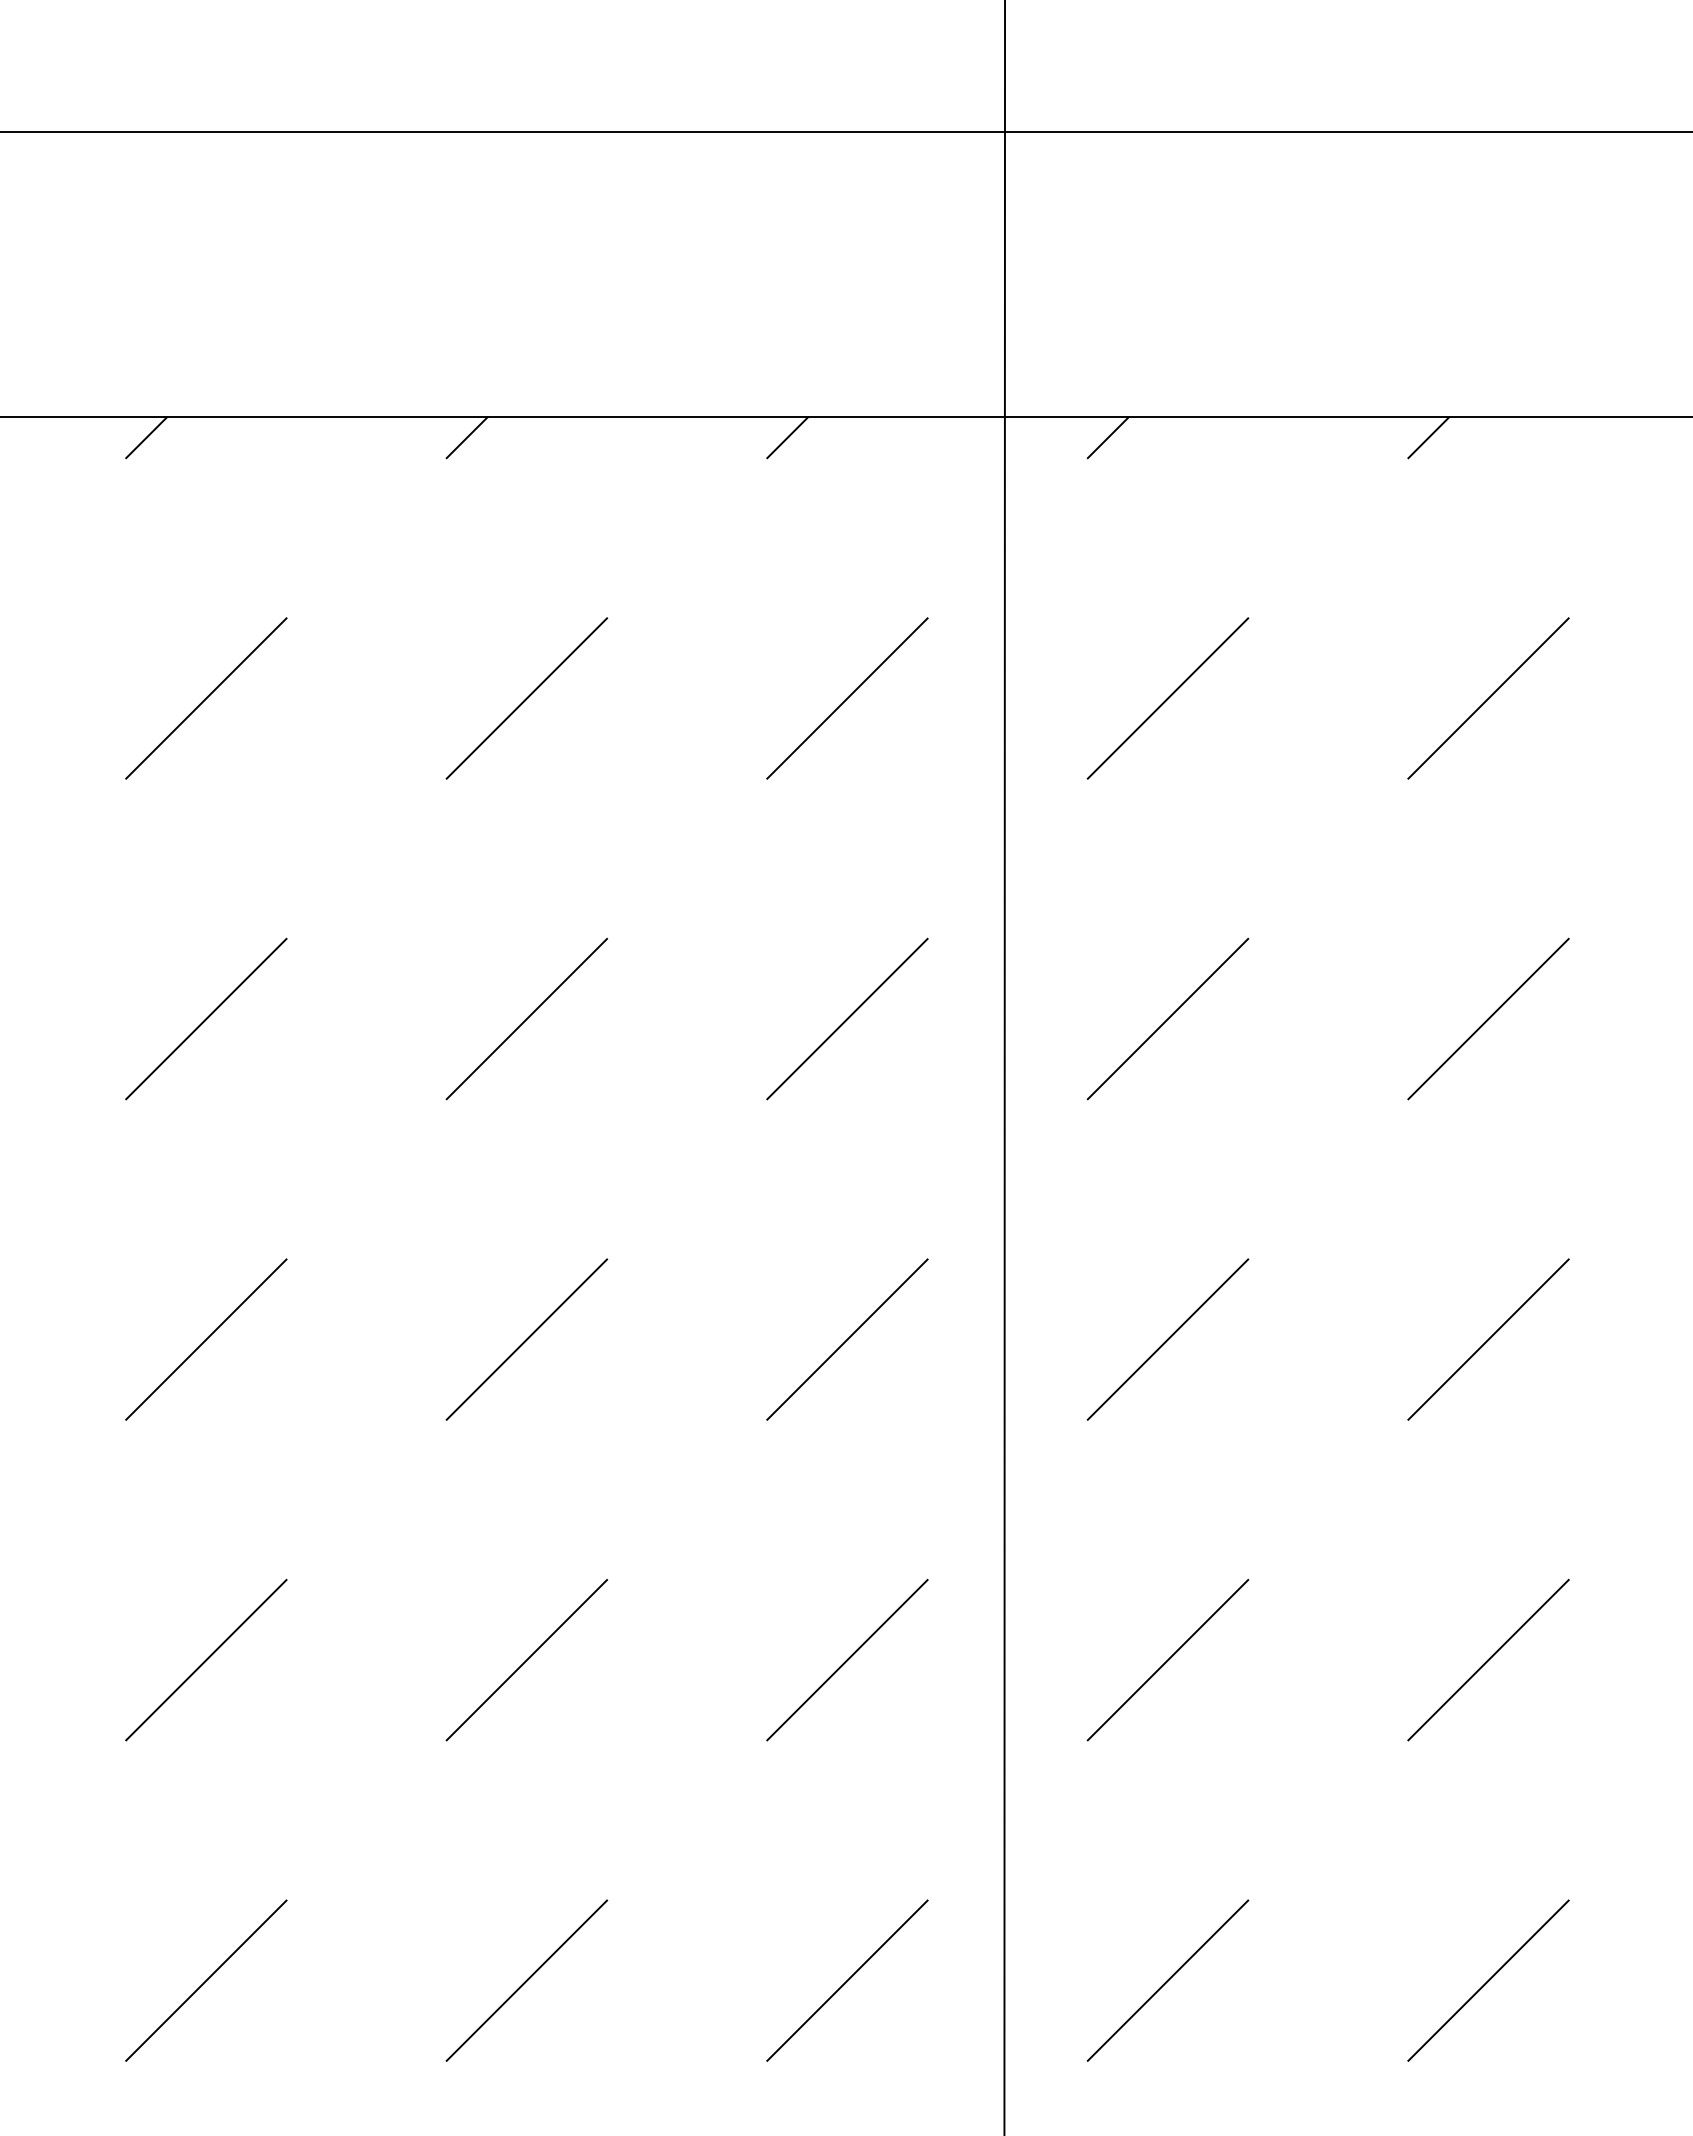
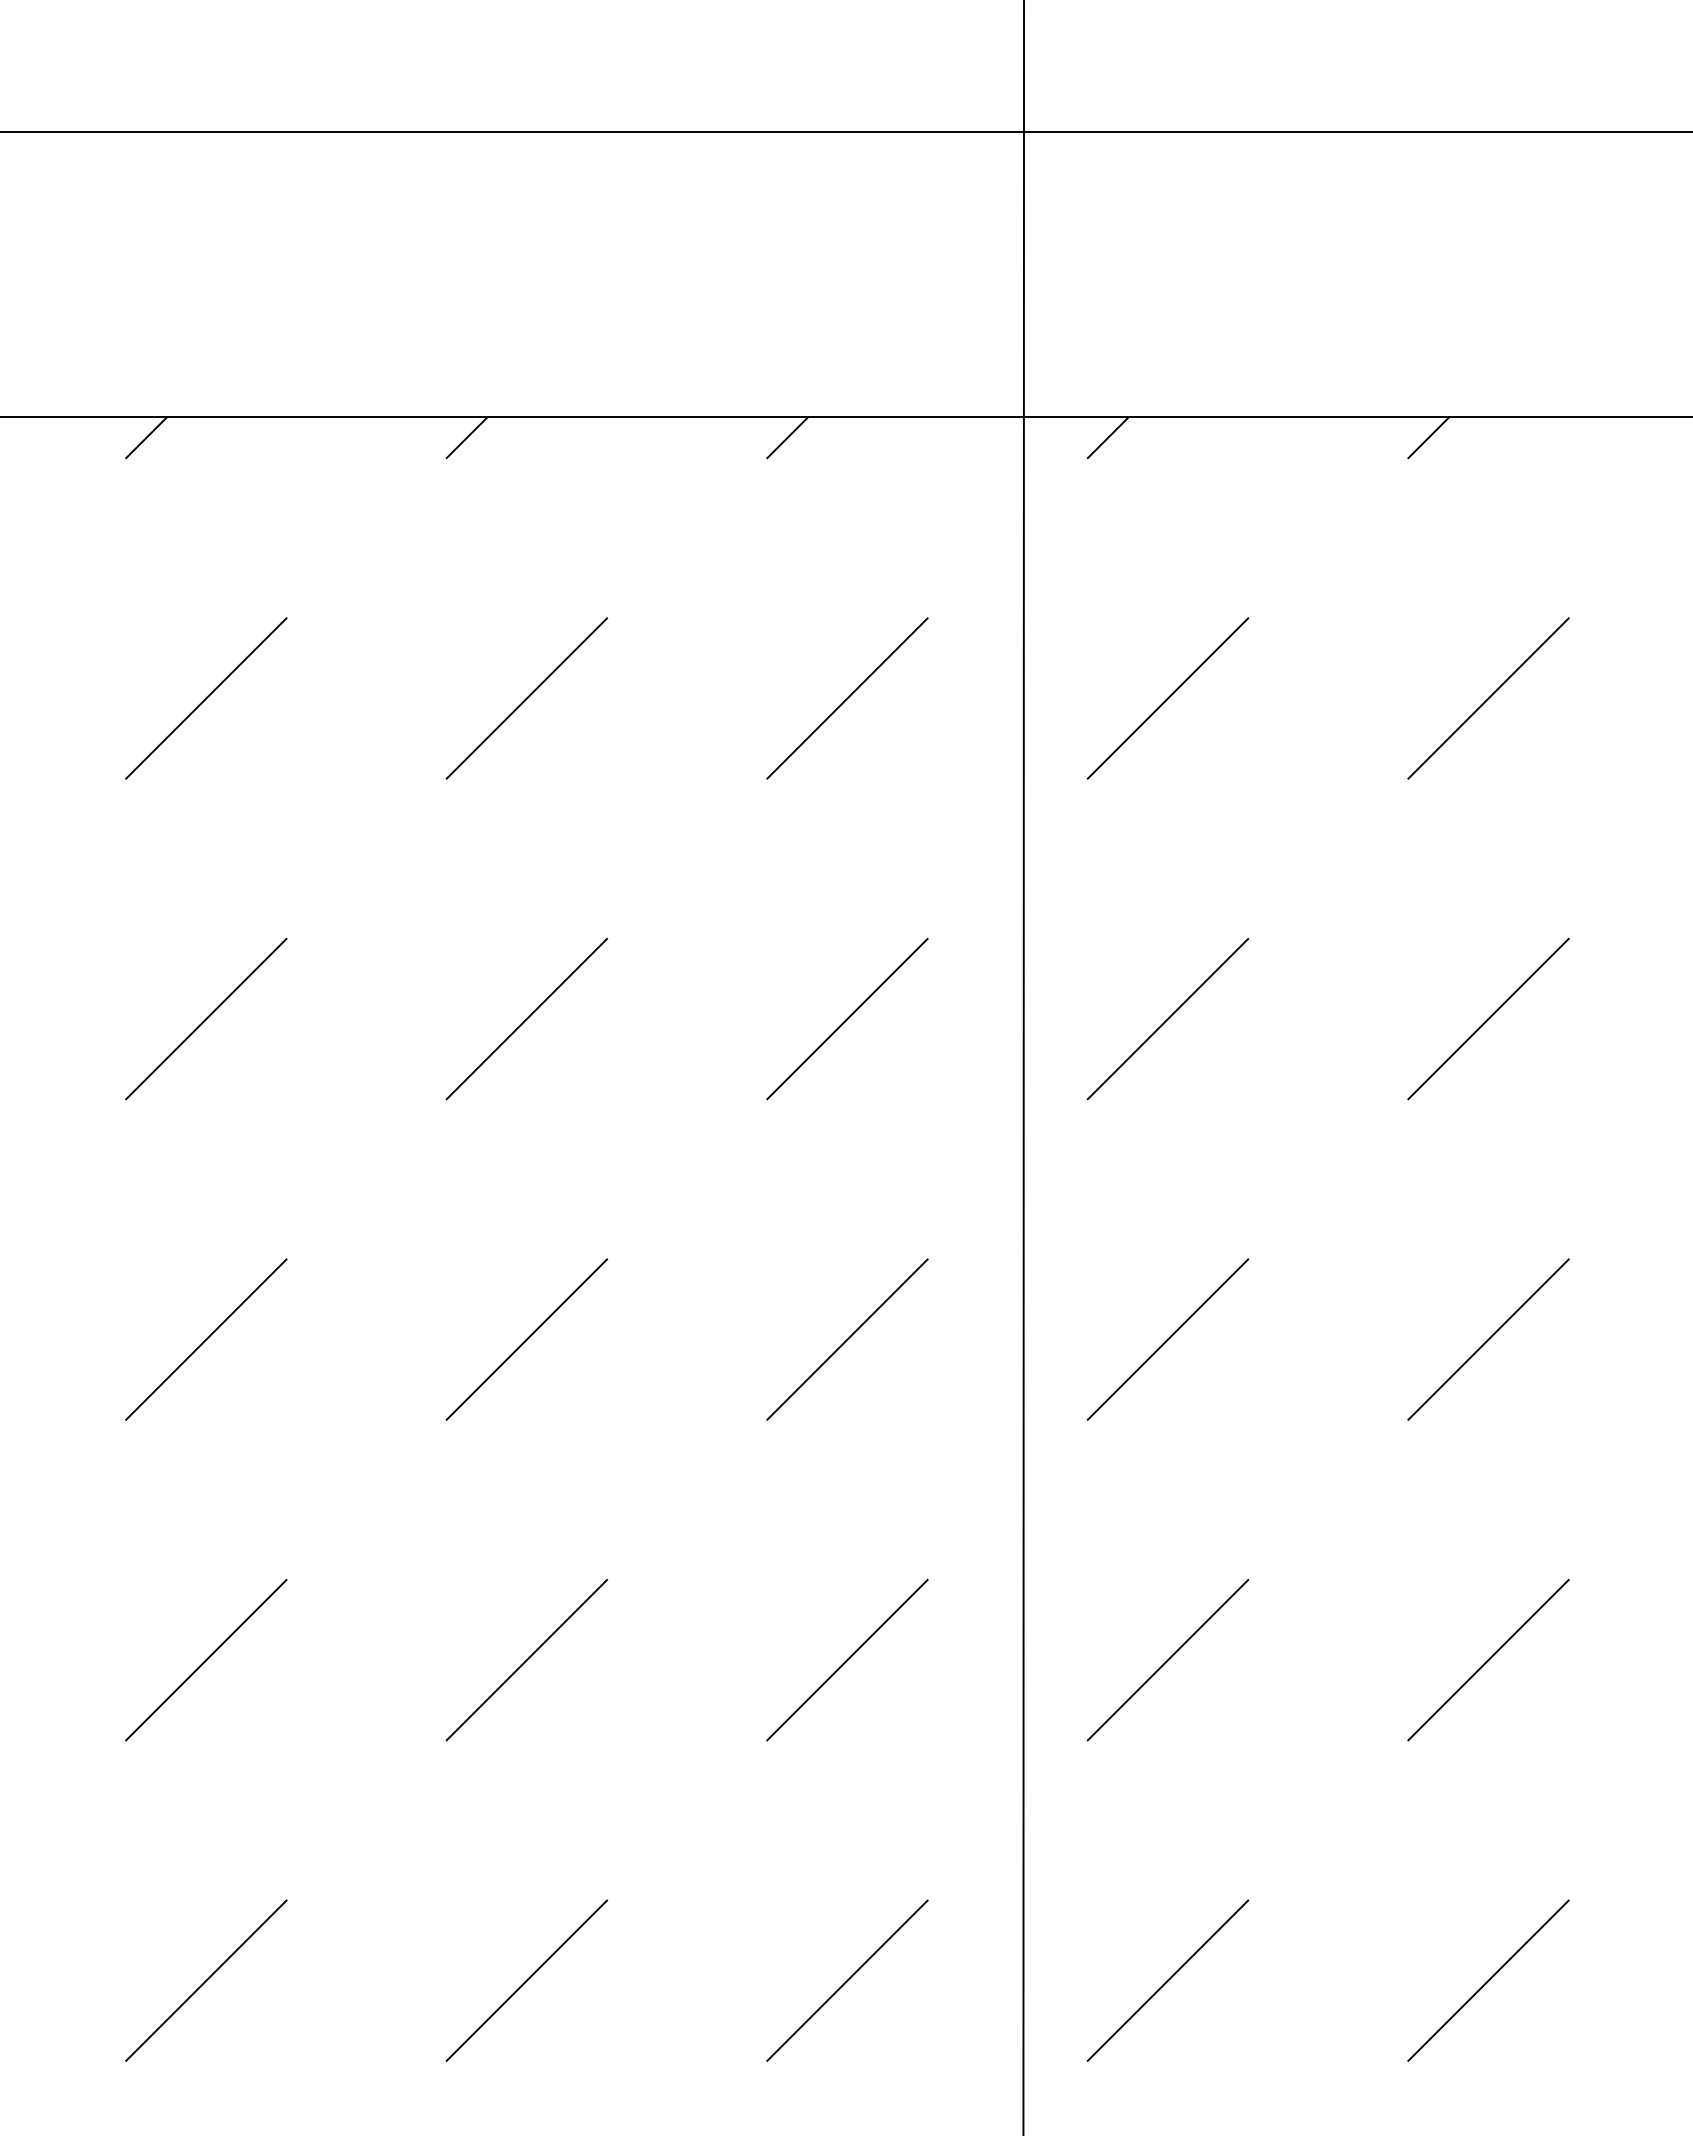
line position: (1004, 1067) -> (1023, 1067) (1023, 1067)
